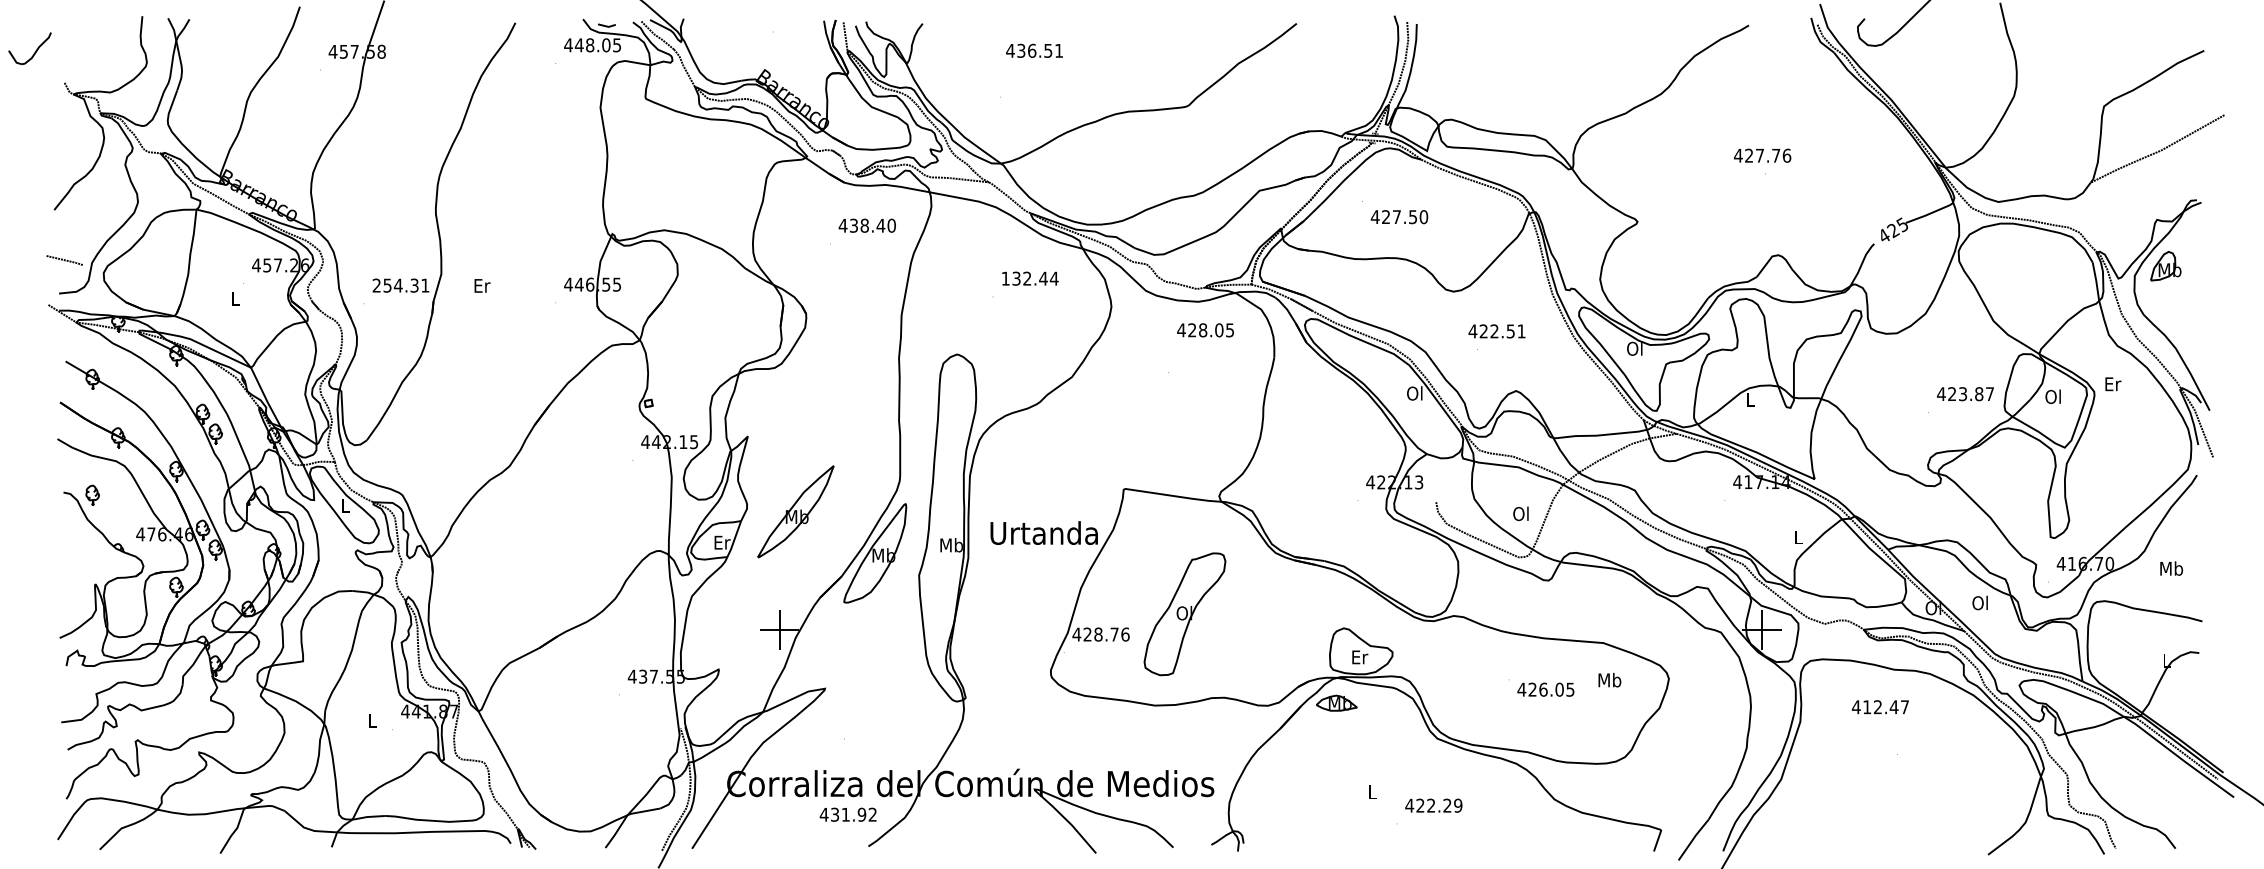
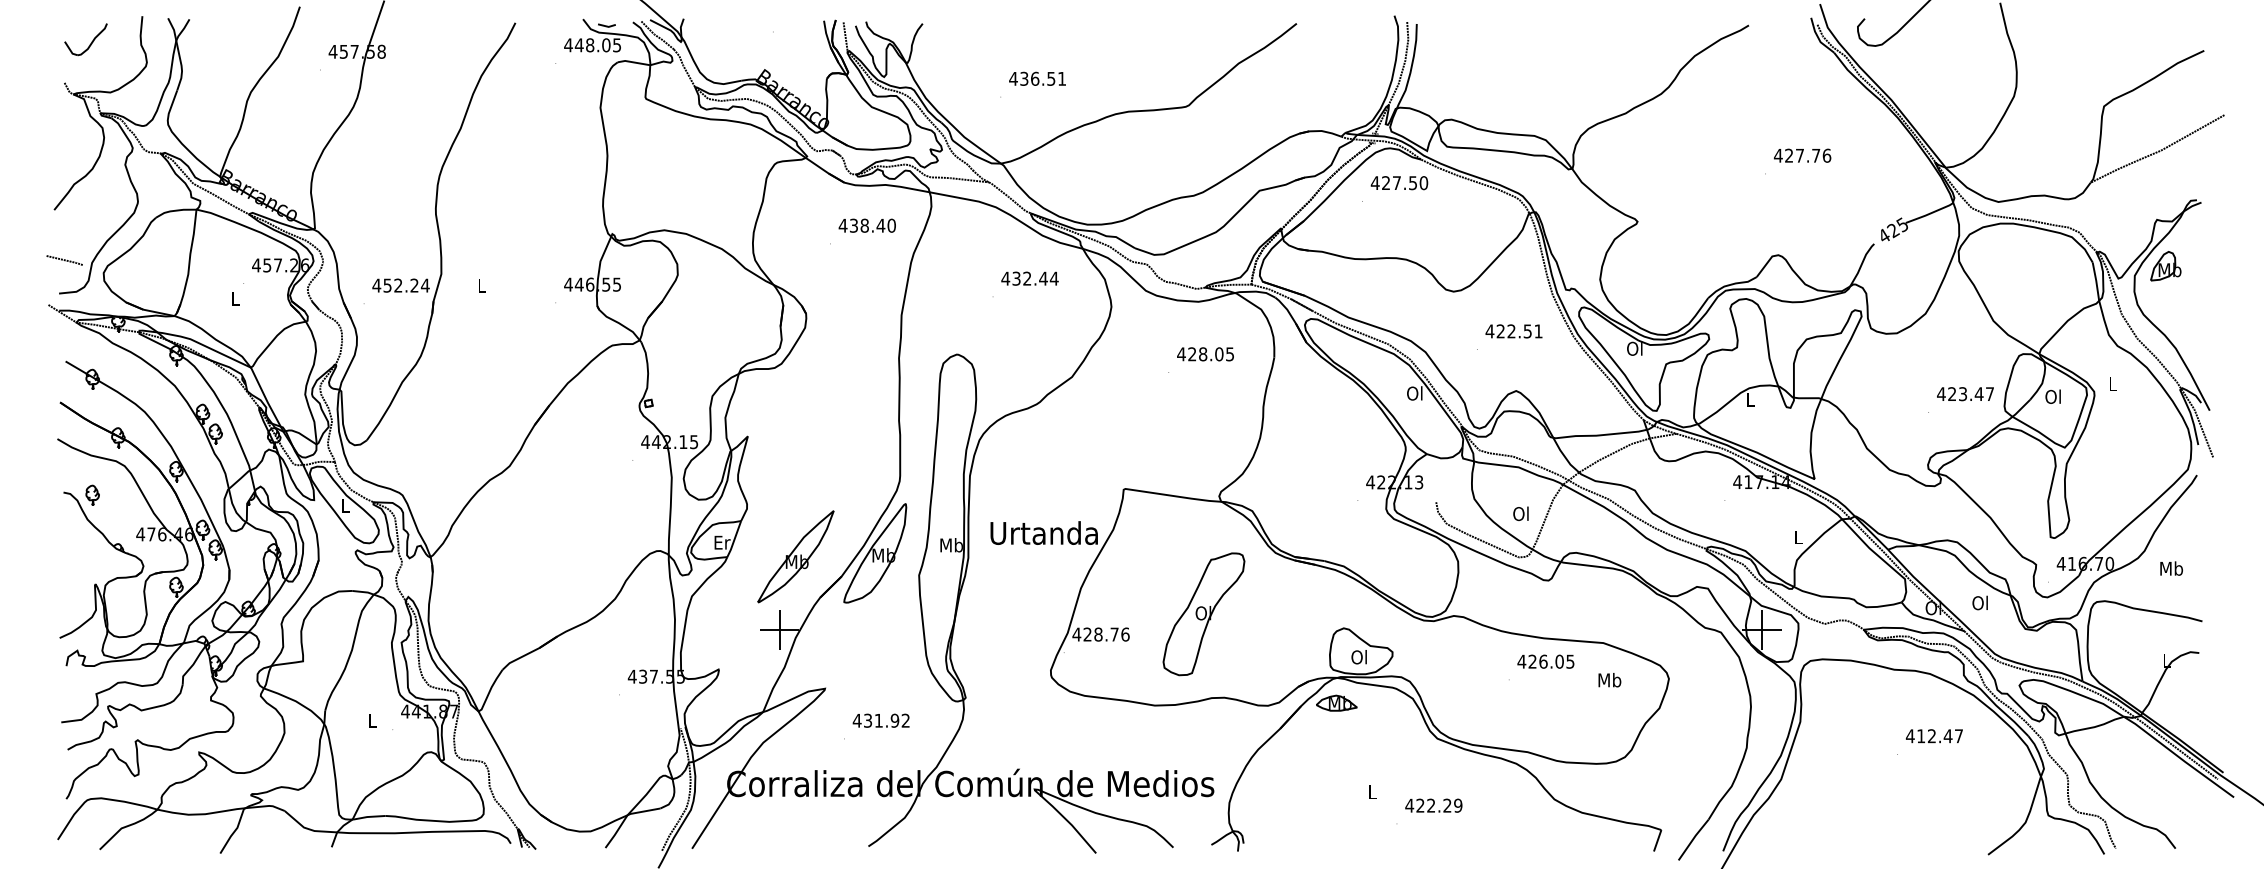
part position: (35, 50) -> (91, 41) (91, 41)
text position: (1034, 50) -> (1037, 78) (1037, 78)
text position: (1762, 155) -> (1802, 155) (1802, 155)
text position: (1399, 217) -> (1399, 183) (1399, 183)
text: 132.44 -> 432.44 (1005, 278)
text: 254.31 -> 452.24 (400, 285)
text: Er -> L (482, 285)
text position: (1205, 330) -> (1205, 354) (1205, 354)
text position: (1496, 331) -> (1513, 331) (1513, 331)
text: Er -> L (2113, 384)
text: 423.87 -> 423.47 (1978, 394)
part position: (795, 511) -> (795, 556) (795, 556)
part position: (1184, 614) -> (1203, 614) (1203, 614)
text: Er -> Ol (1359, 657)
text position: (1545, 689) -> (1545, 661) (1545, 661)
text position: (1880, 707) -> (1934, 736) (1934, 736)
text position: (847, 814) -> (880, 720) (880, 720)
